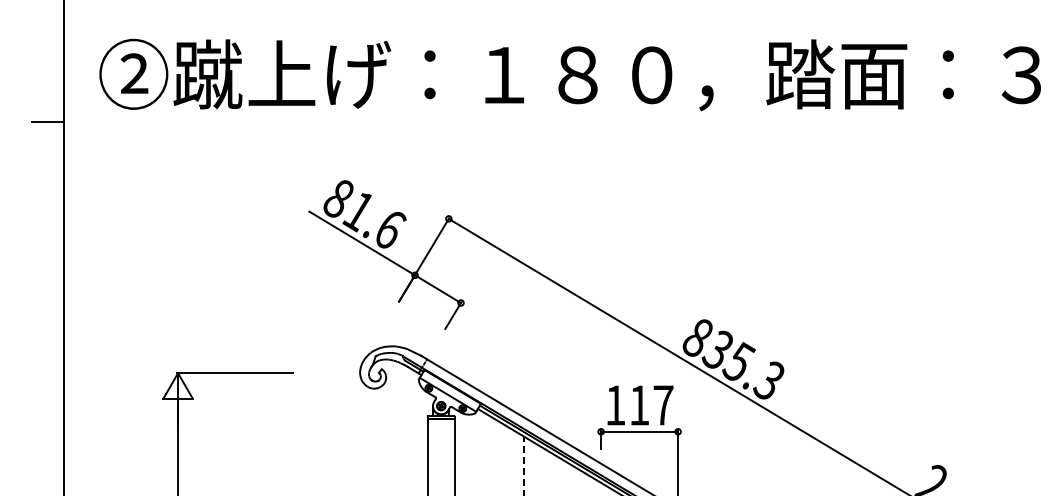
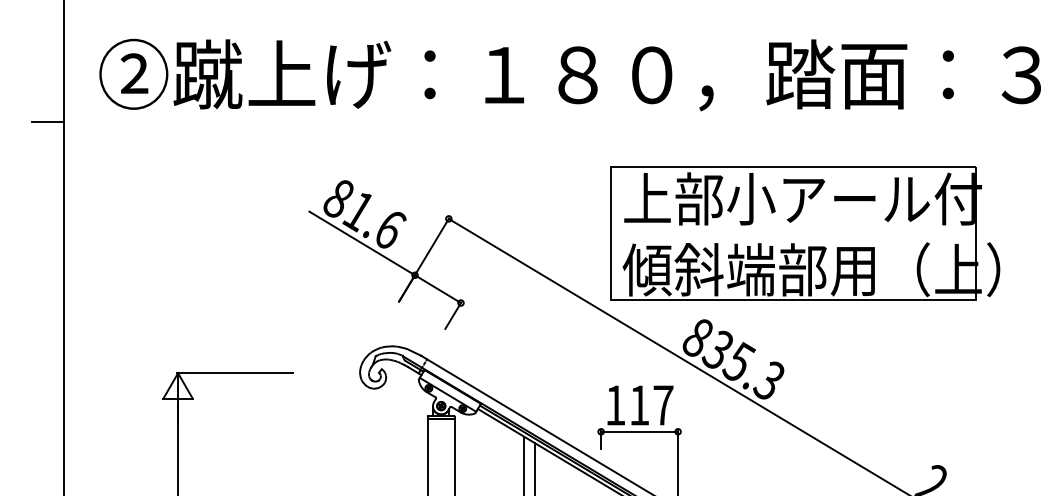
part: none -> present (805, 233)
line: dashed -> solid (524, 465)
line: none -> present (535, 467)
